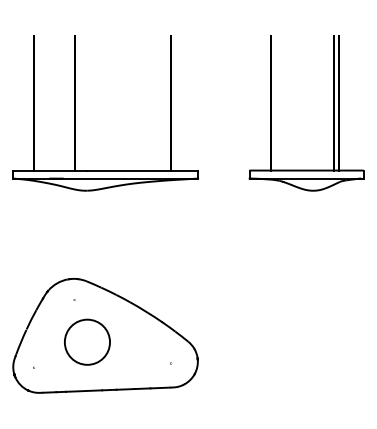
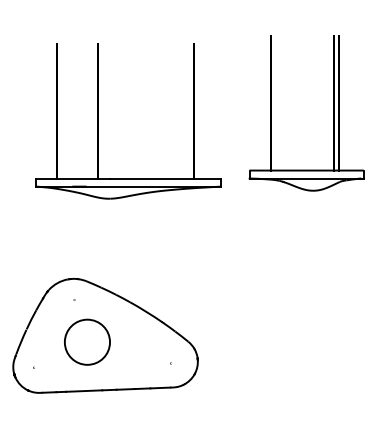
part position: (75, 113) -> (98, 121) (98, 121)
